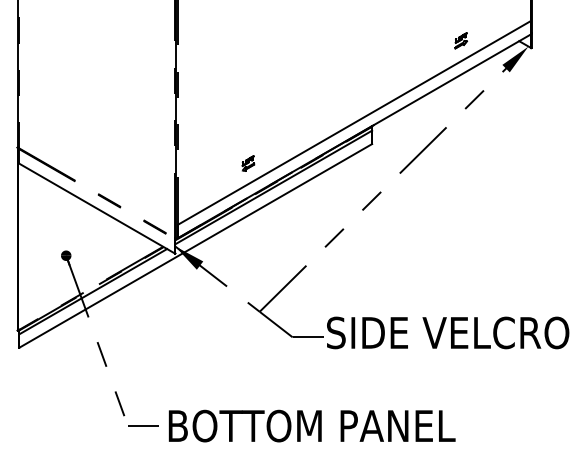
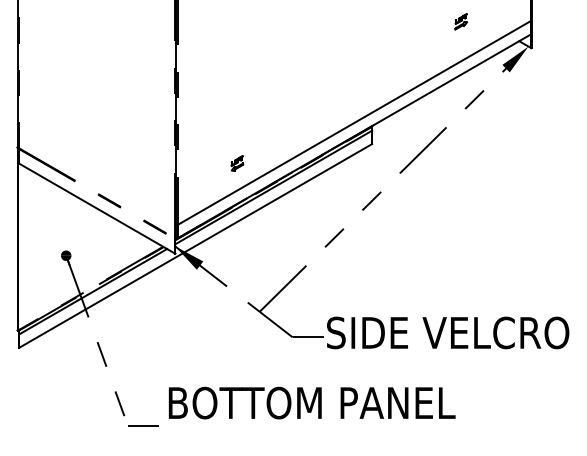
part position: (460, 40) -> (460, 21) (460, 21)
part position: (248, 163) -> (237, 163) (237, 163)
text position: (311, 425) -> (311, 402) (311, 402)
